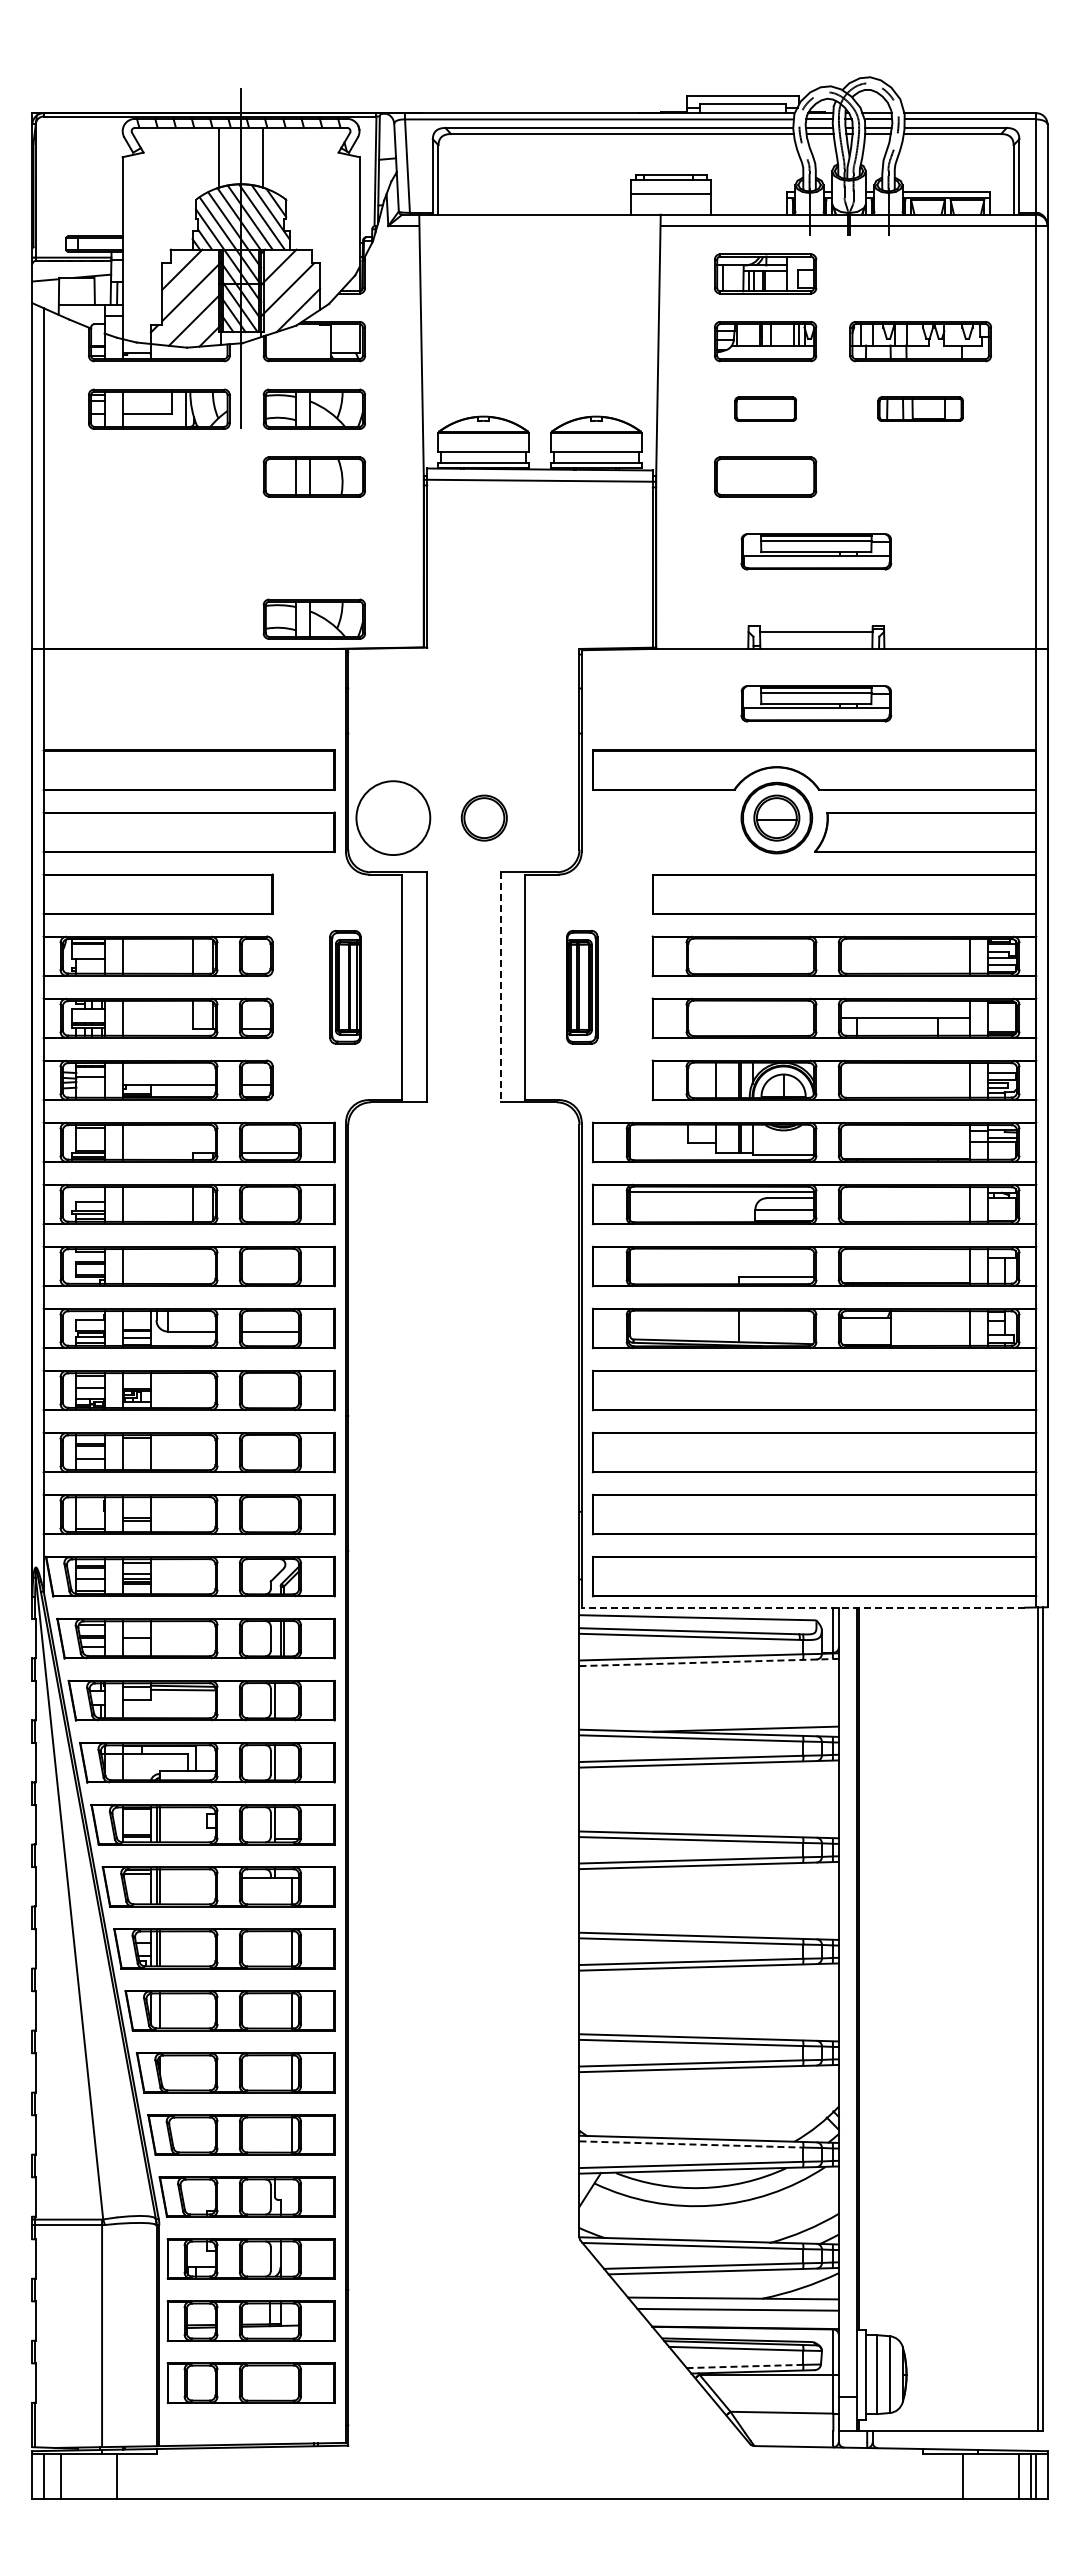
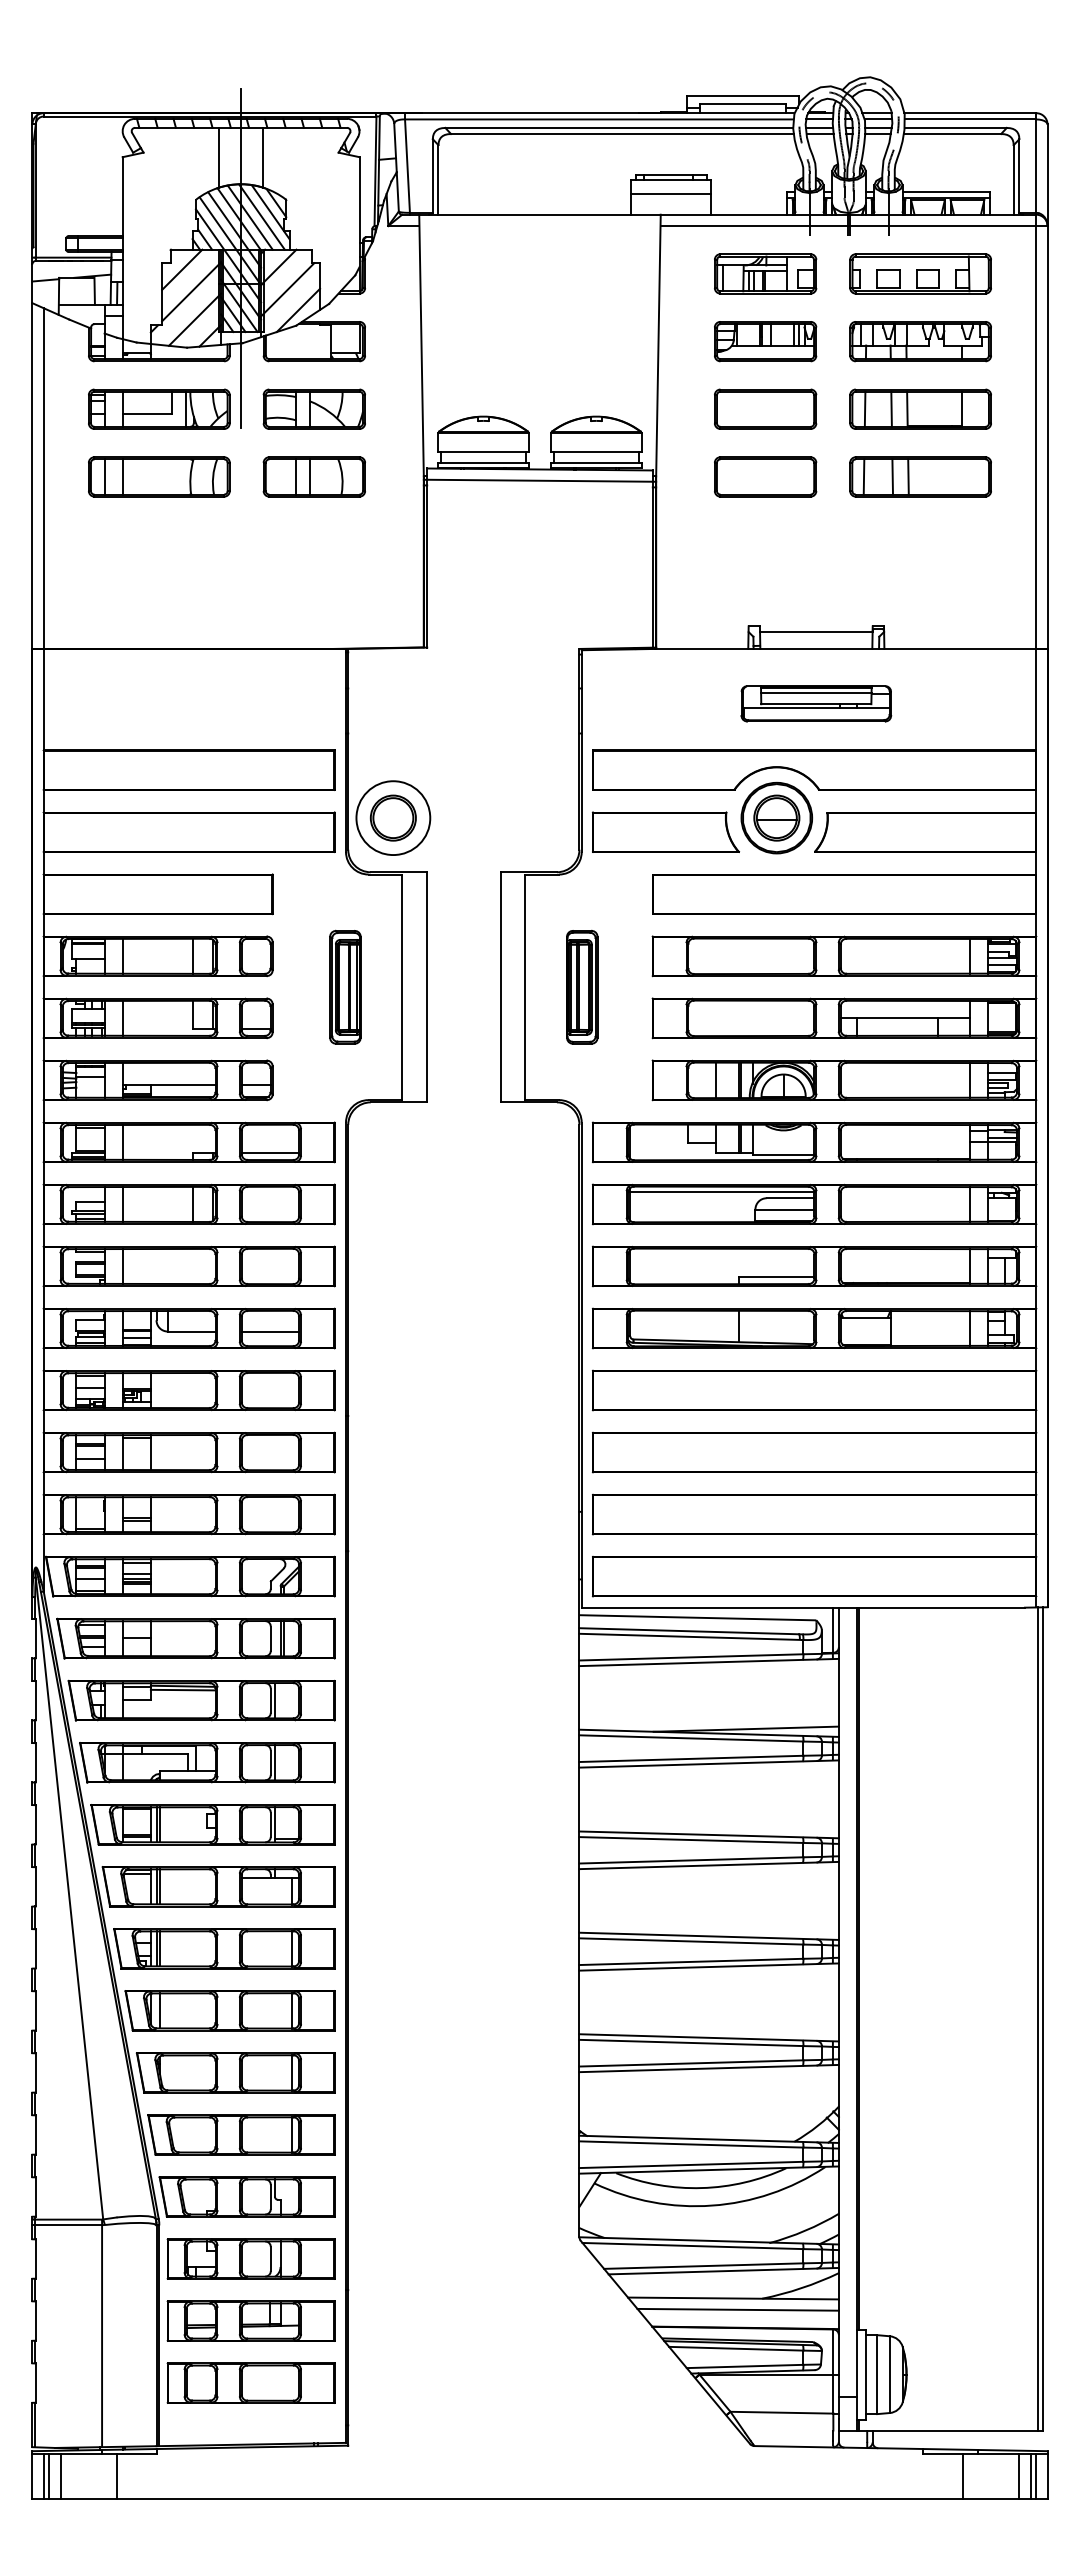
part: none -> present (920, 273)
part size: 63x26 px -> 104x42 px (765, 408)
part size: 87x26 px -> 143x42 px (920, 408)
part: none -> present (159, 476)
part: none -> present (920, 476)
part: present -> none (816, 551)
part: present -> none (313, 618)
part position: (483, 817) -> (392, 817) (392, 817)
part: none -> present (665, 831)
line: dashed -> solid (500, 987)
line: dashed -> solid (803, 1607)
line: dashed -> solid (709, 1662)
line: dashed -> solid (691, 2144)
line: dashed -> solid (744, 2366)
line: none -> present (49, 2475)
